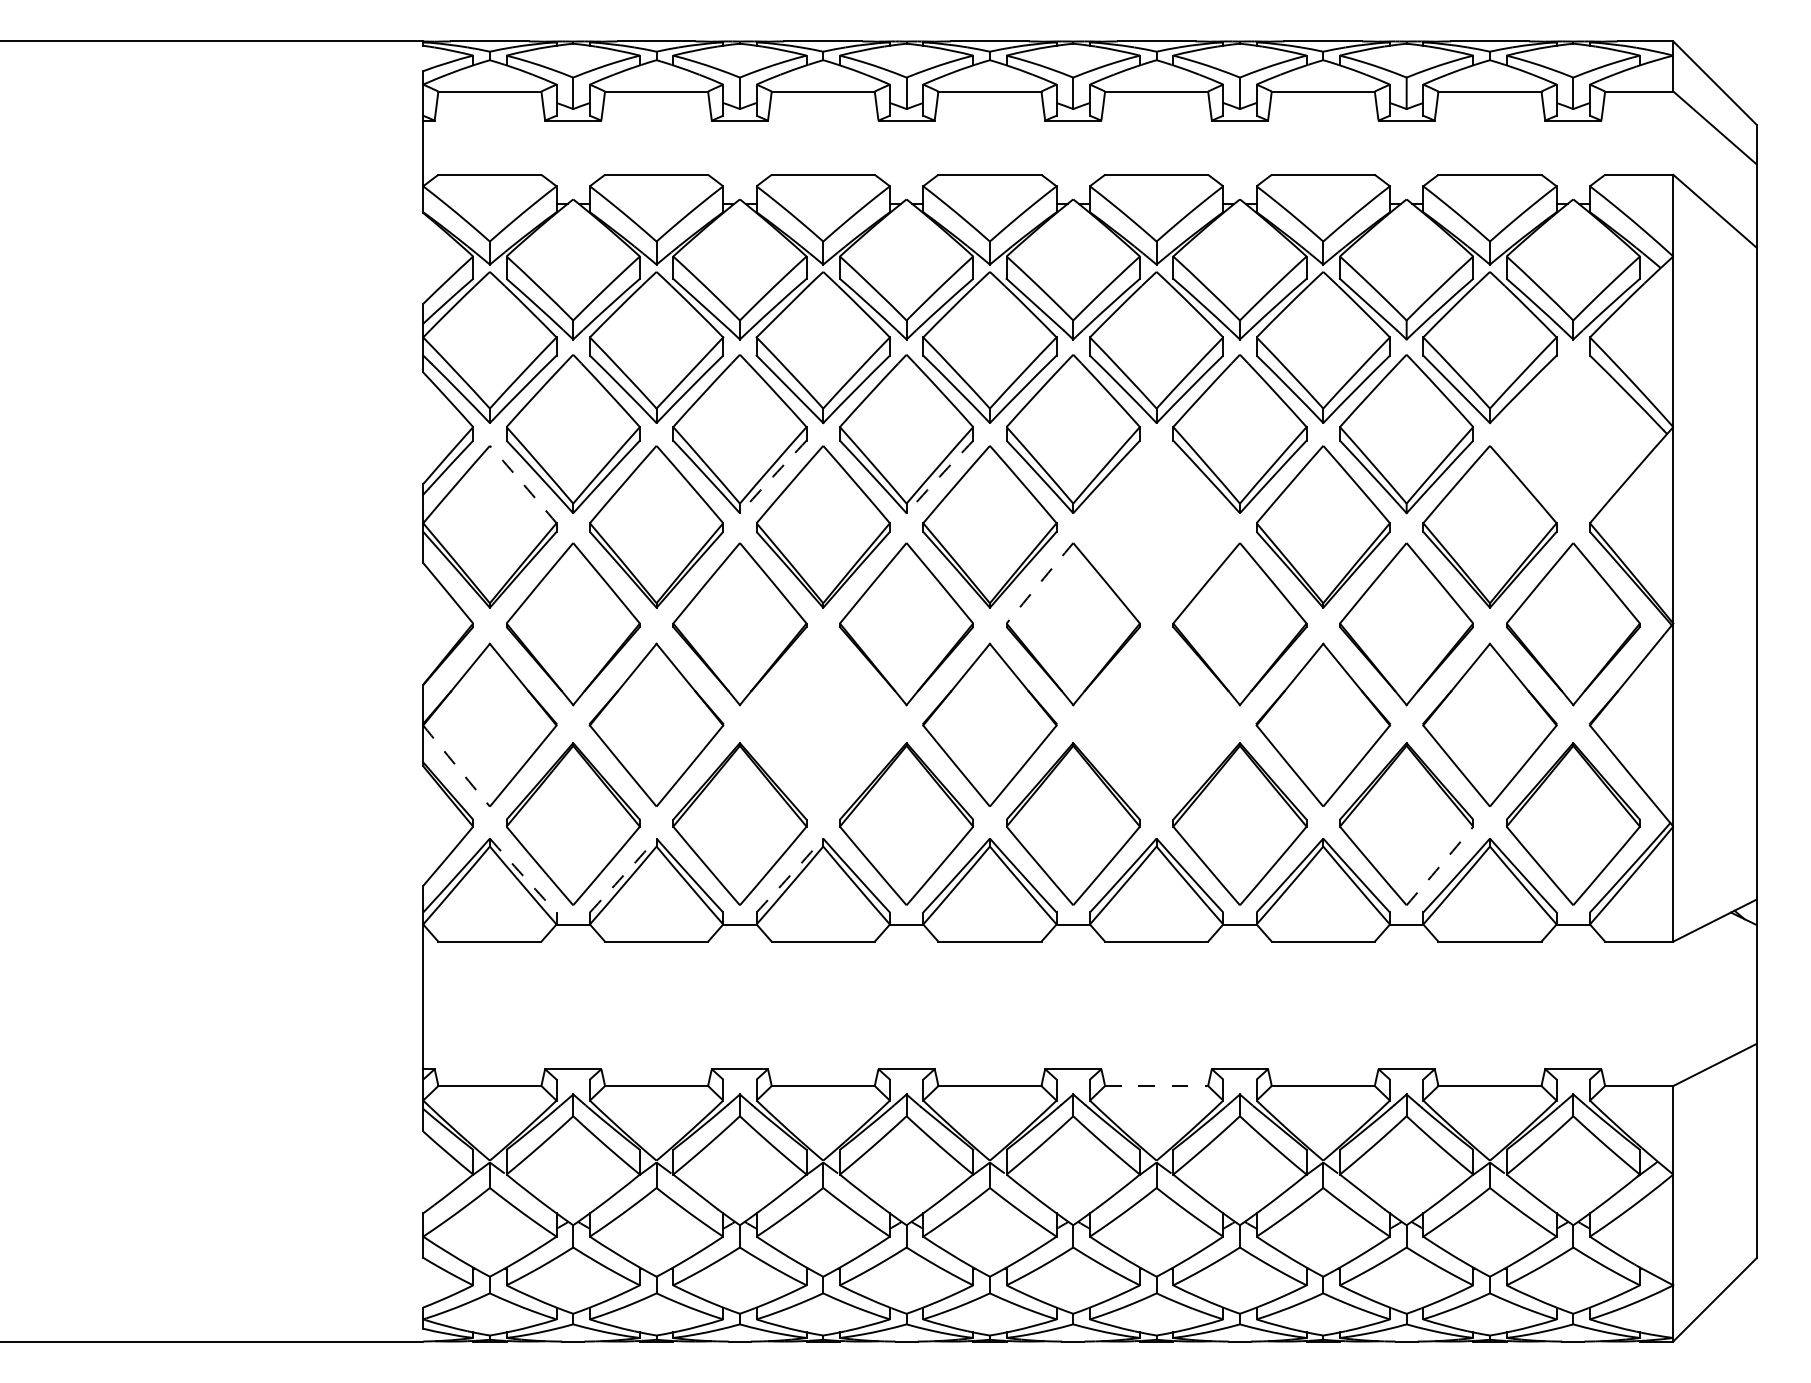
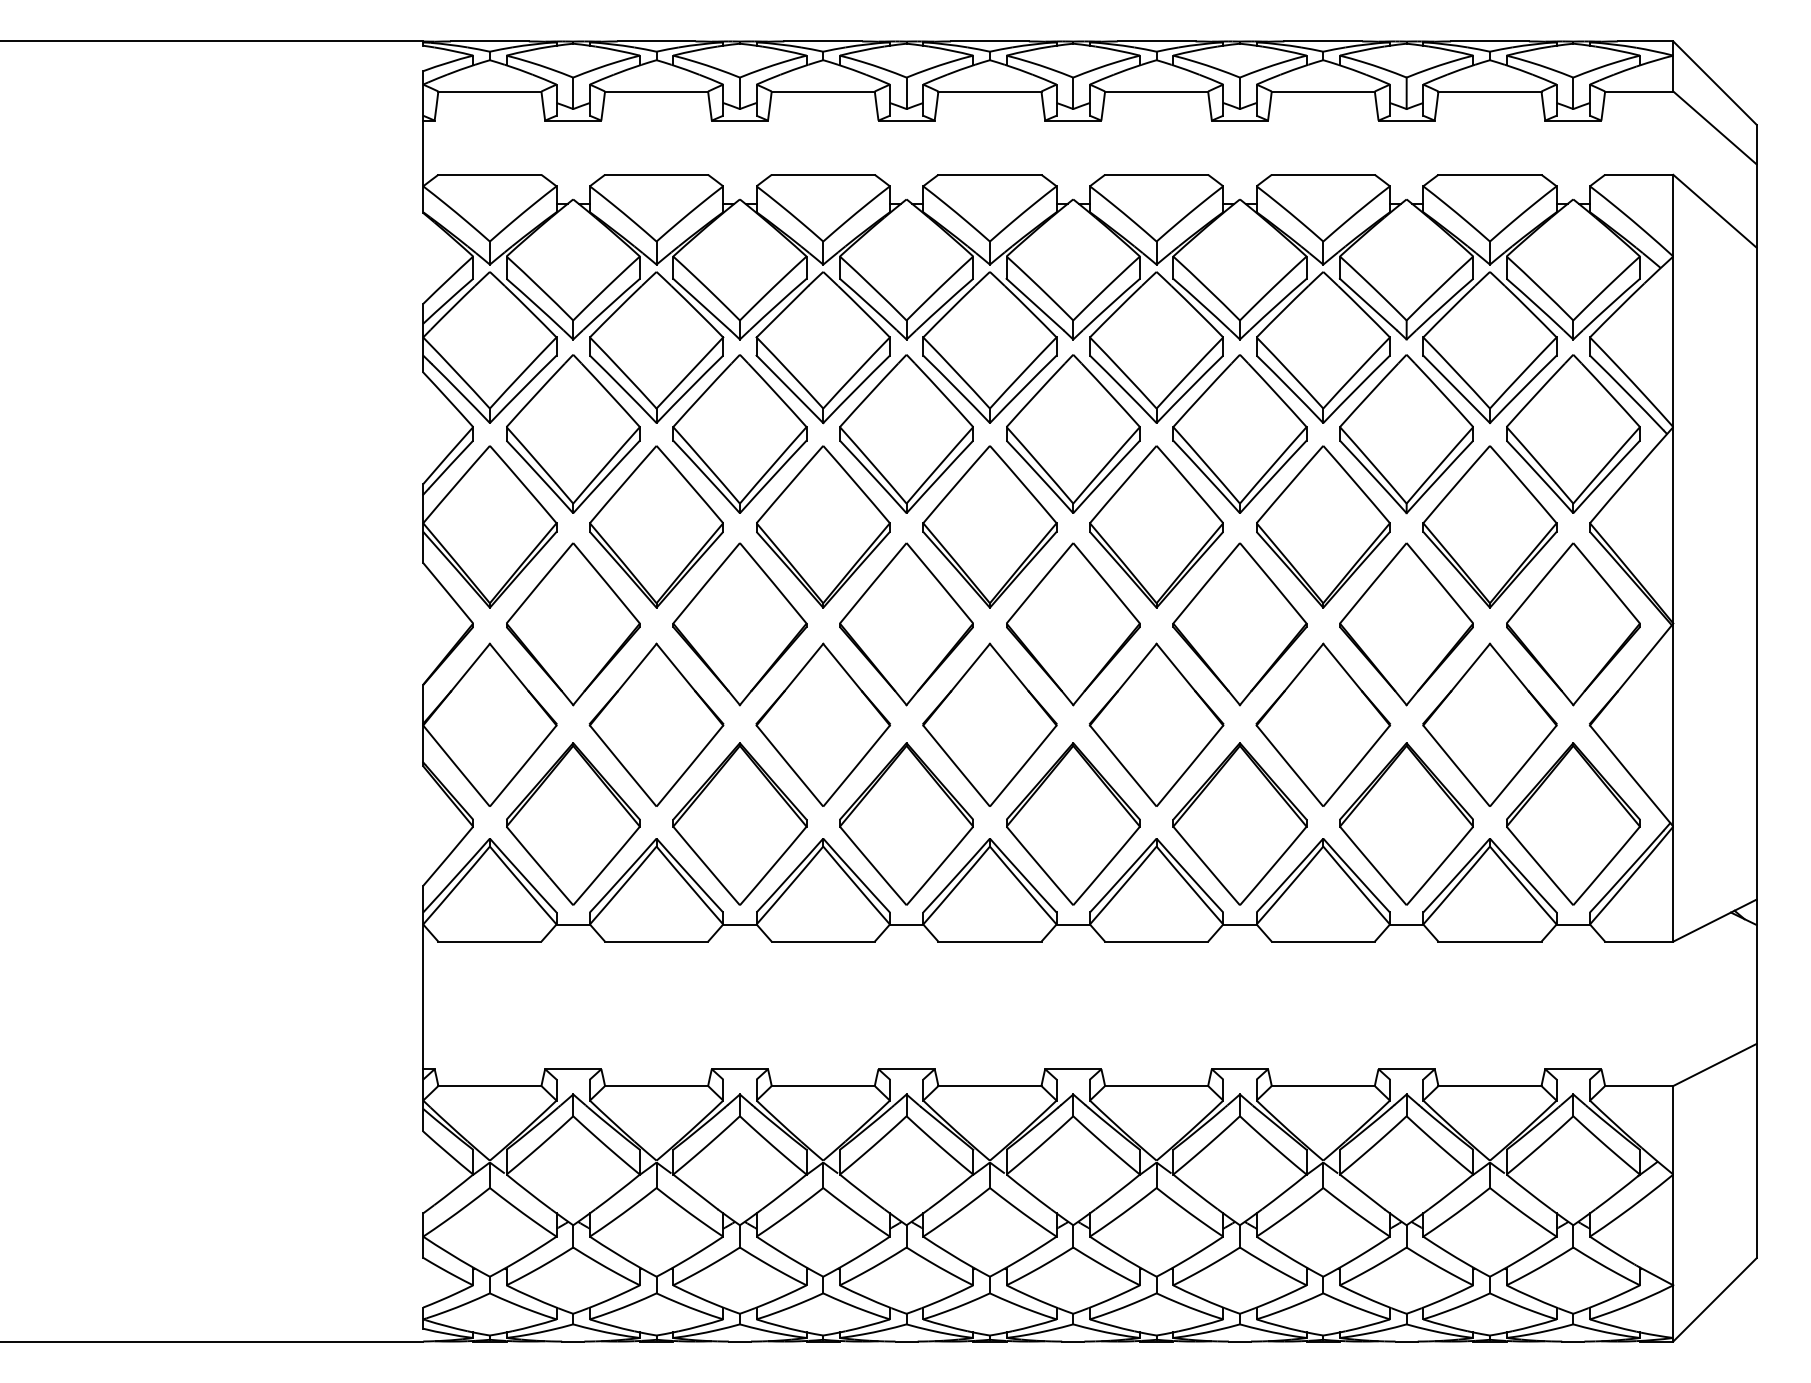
part: none -> present (1573, 433)
arc: dashed -> solid (773, 476)
arc: dashed -> solid (939, 476)
arc: dashed -> solid (523, 484)
part: none -> present (1156, 526)
arc: dashed -> solid (1039, 583)
part: none -> present (822, 724)
part: none -> present (1156, 724)
arc: dashed -> solid (456, 766)
arc: dashed -> solid (1440, 866)
arc: dashed -> solid (523, 875)
arc: dashed -> solid (623, 875)
arc: dashed -> solid (790, 875)
line: dashed -> solid (1156, 1086)
